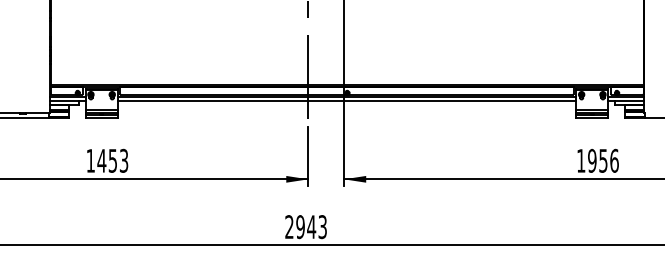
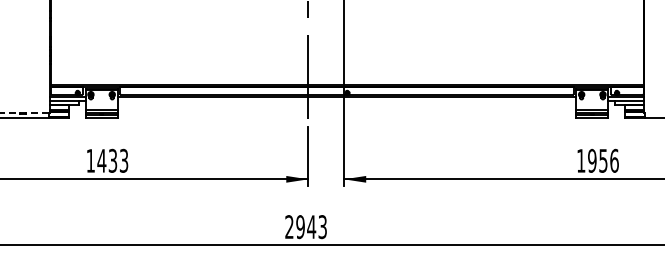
line: present -> none (346, 100)
line: solid -> dashed (24, 113)
text: 1453 -> 1433 (113, 160)
